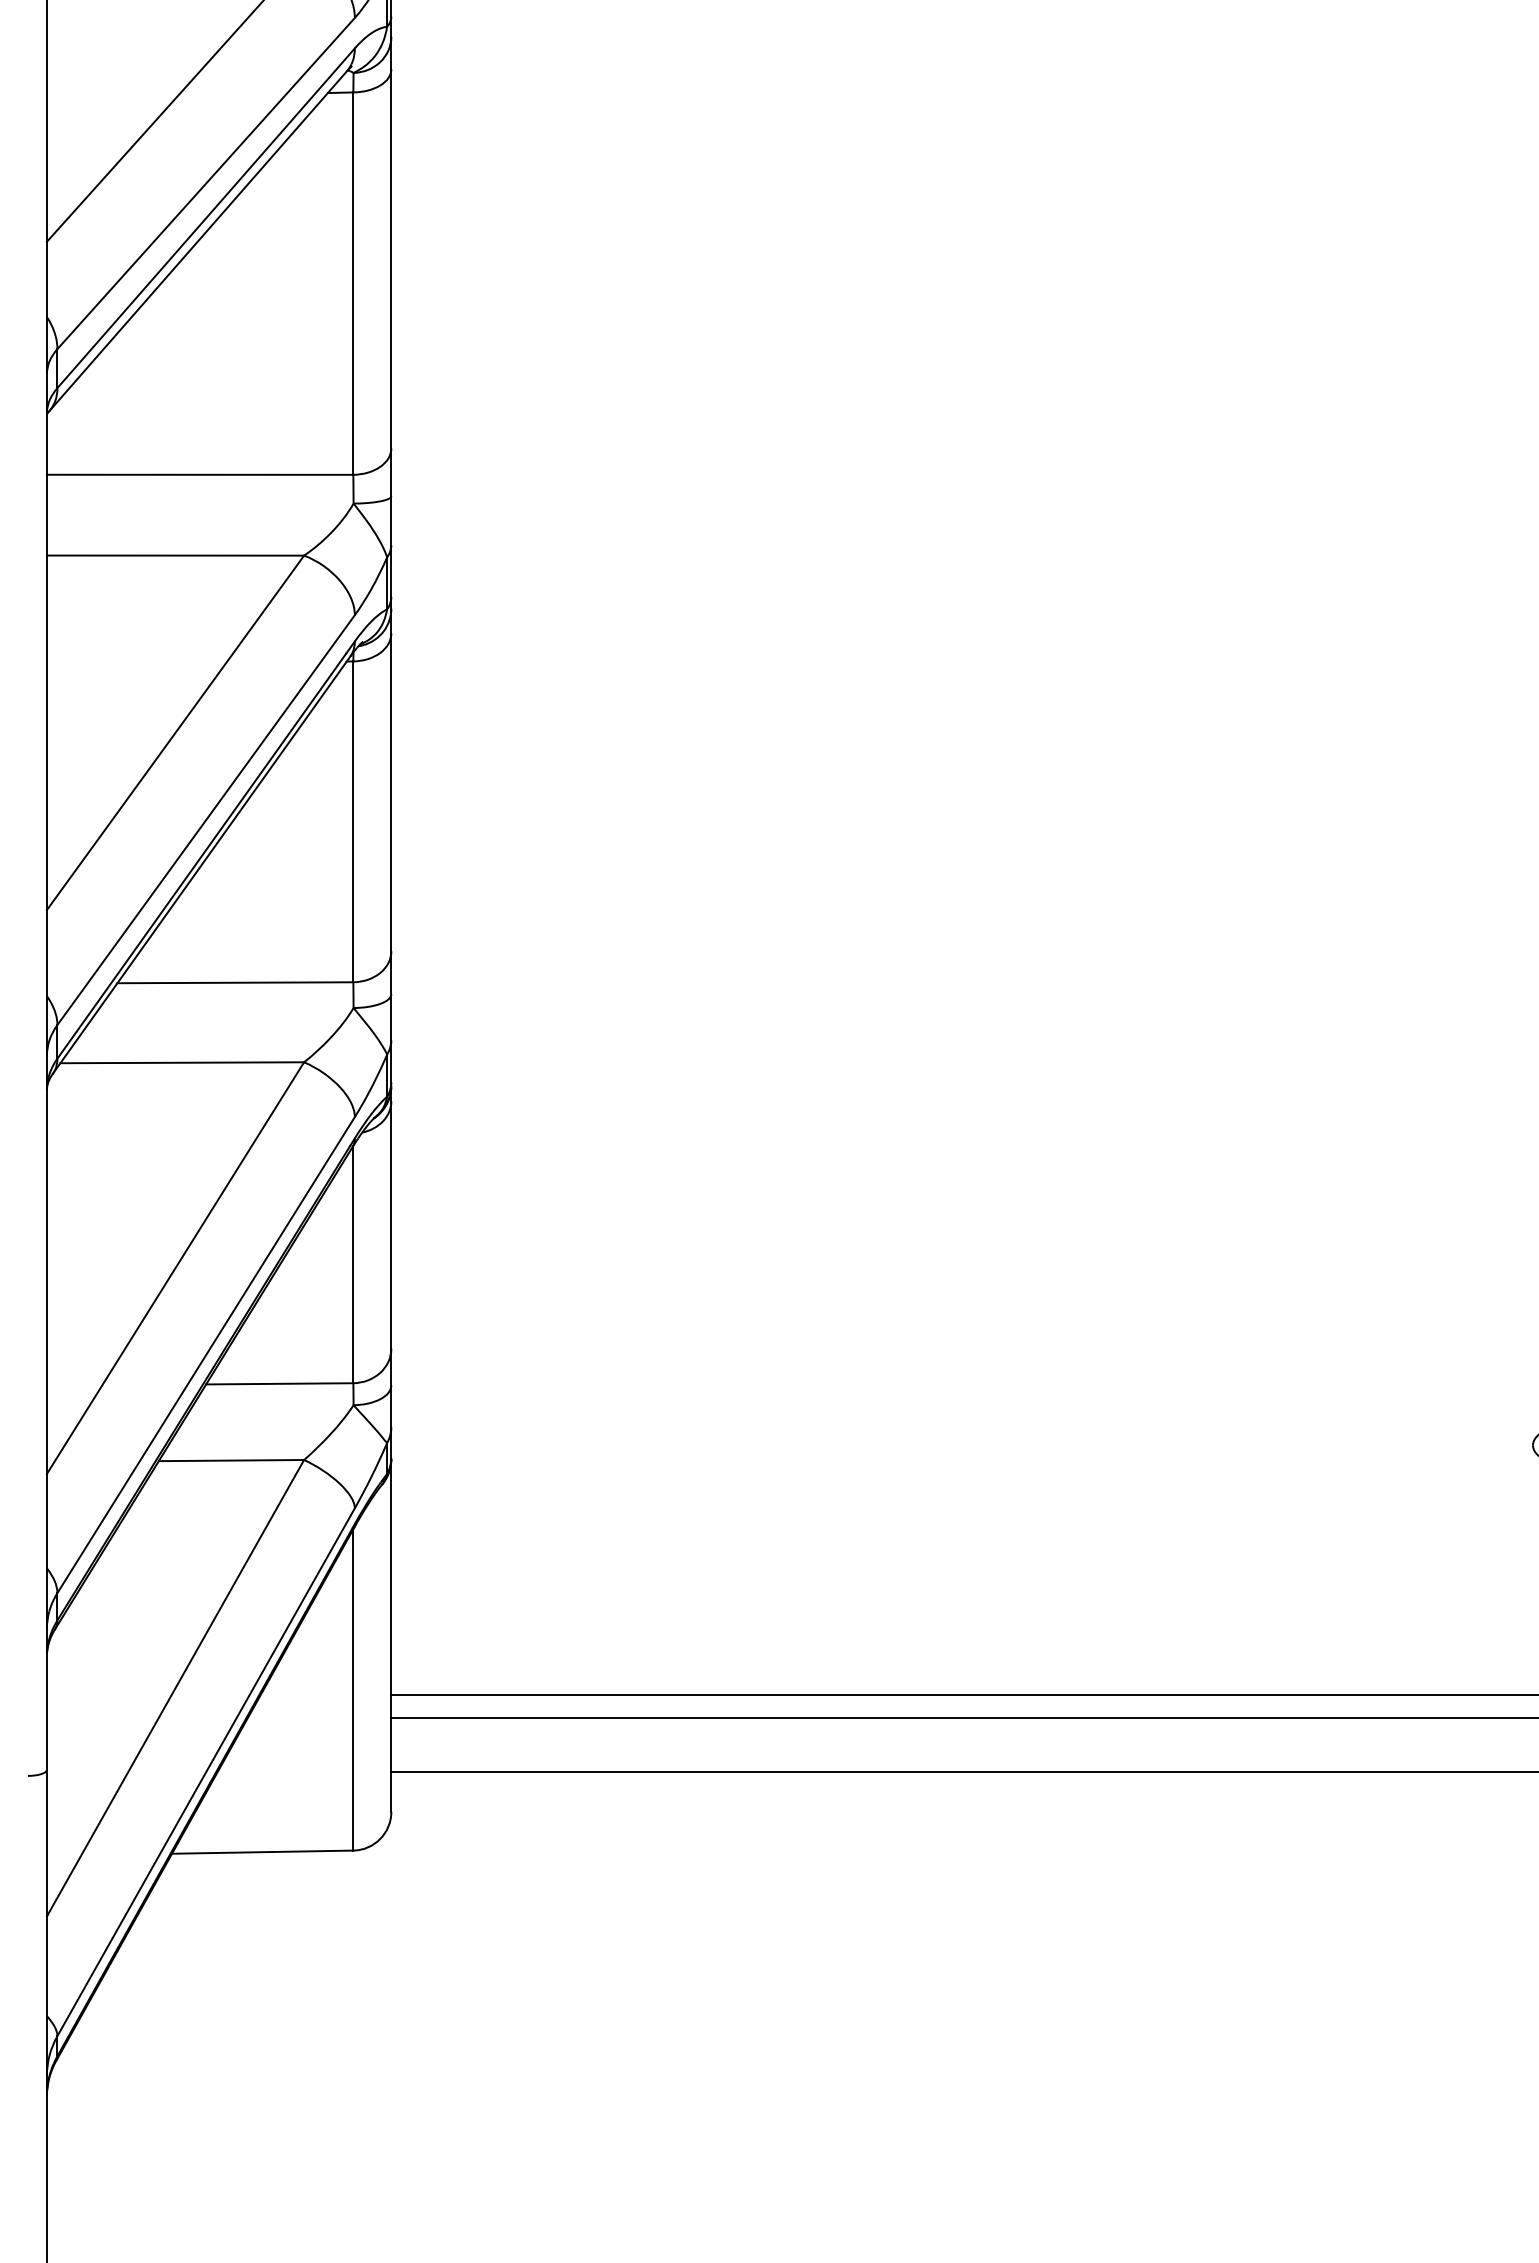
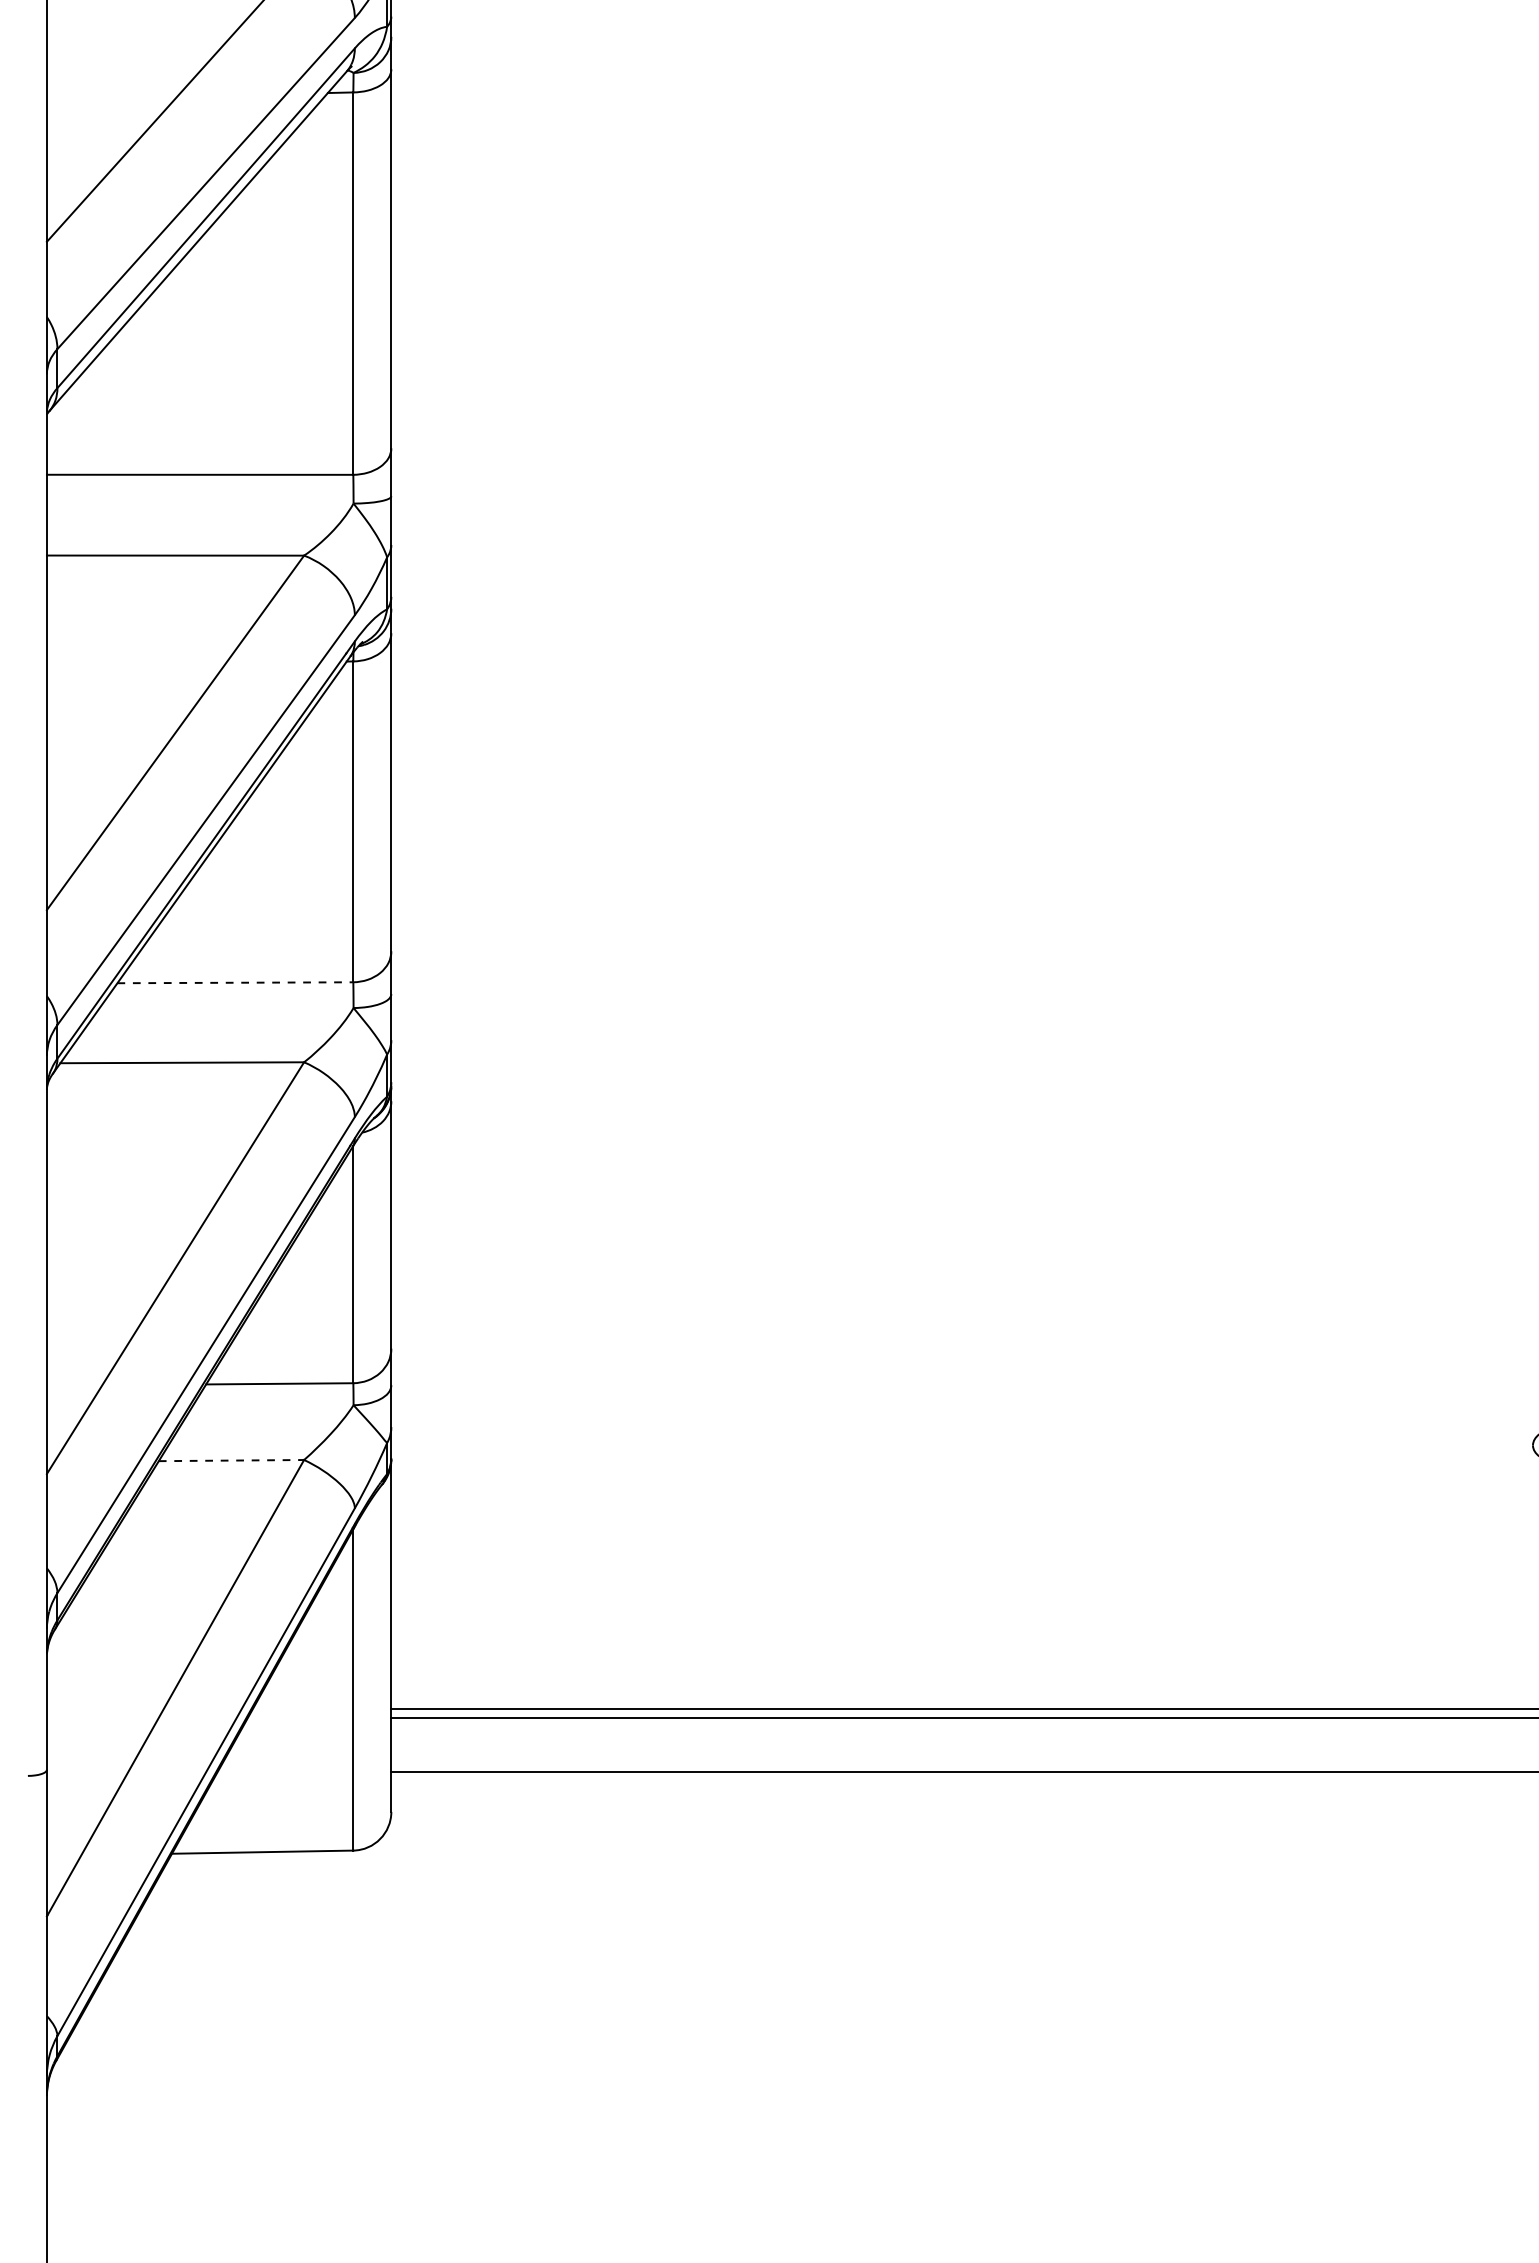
line: solid -> dashed (235, 982)
line: solid -> dashed (231, 1460)
line position: (963, 1694) -> (963, 1708) (963, 1708)
